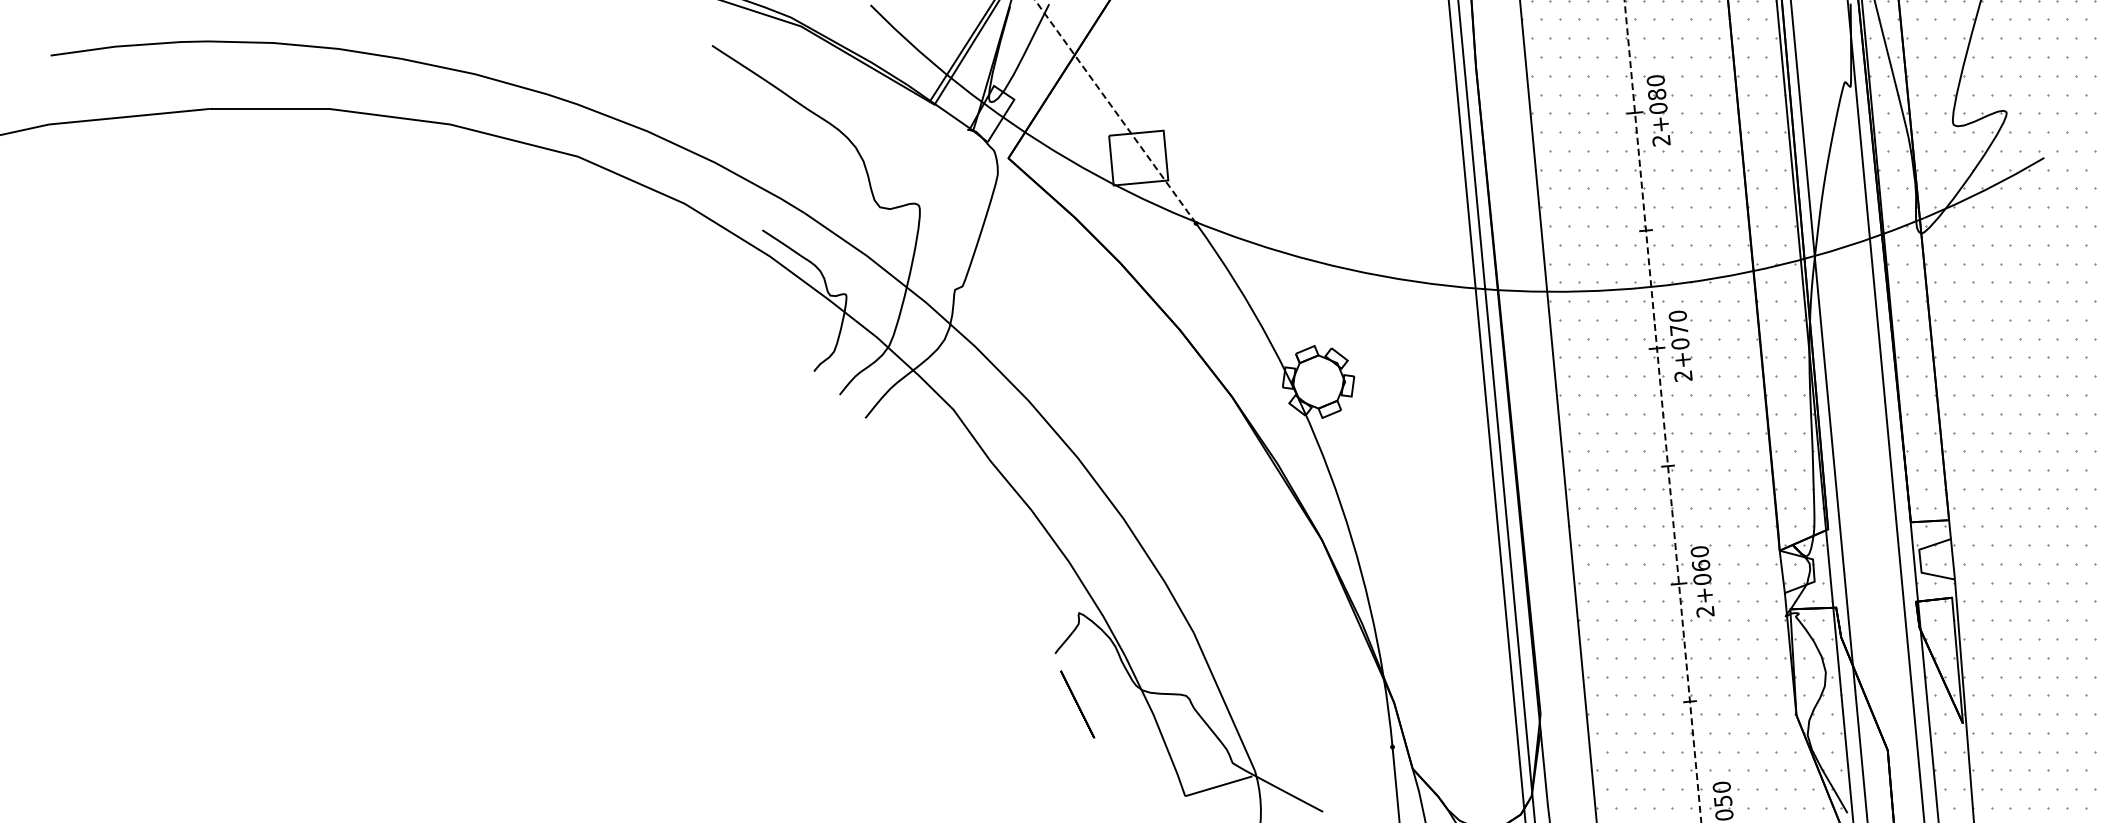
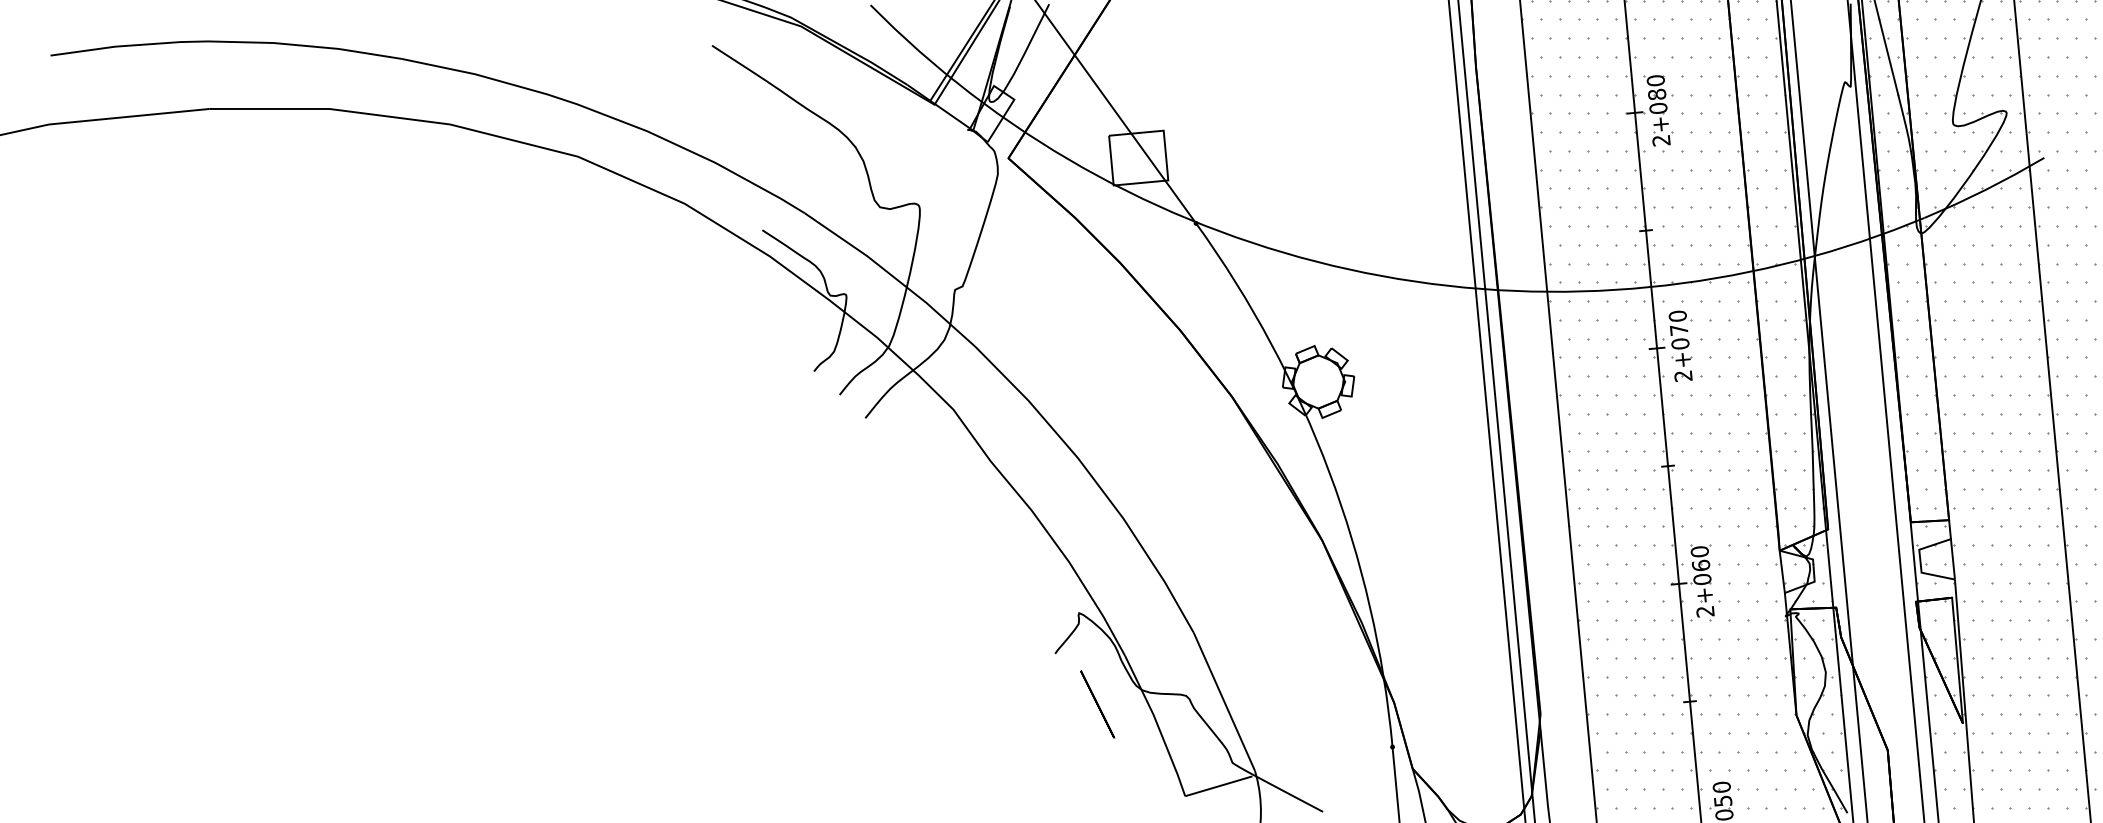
line: dashed -> solid (1115, 111)
line: none -> present (2052, 410)
line: dashed -> solid (1662, 411)
line position: (1077, 704) -> (1097, 704) (1097, 704)
